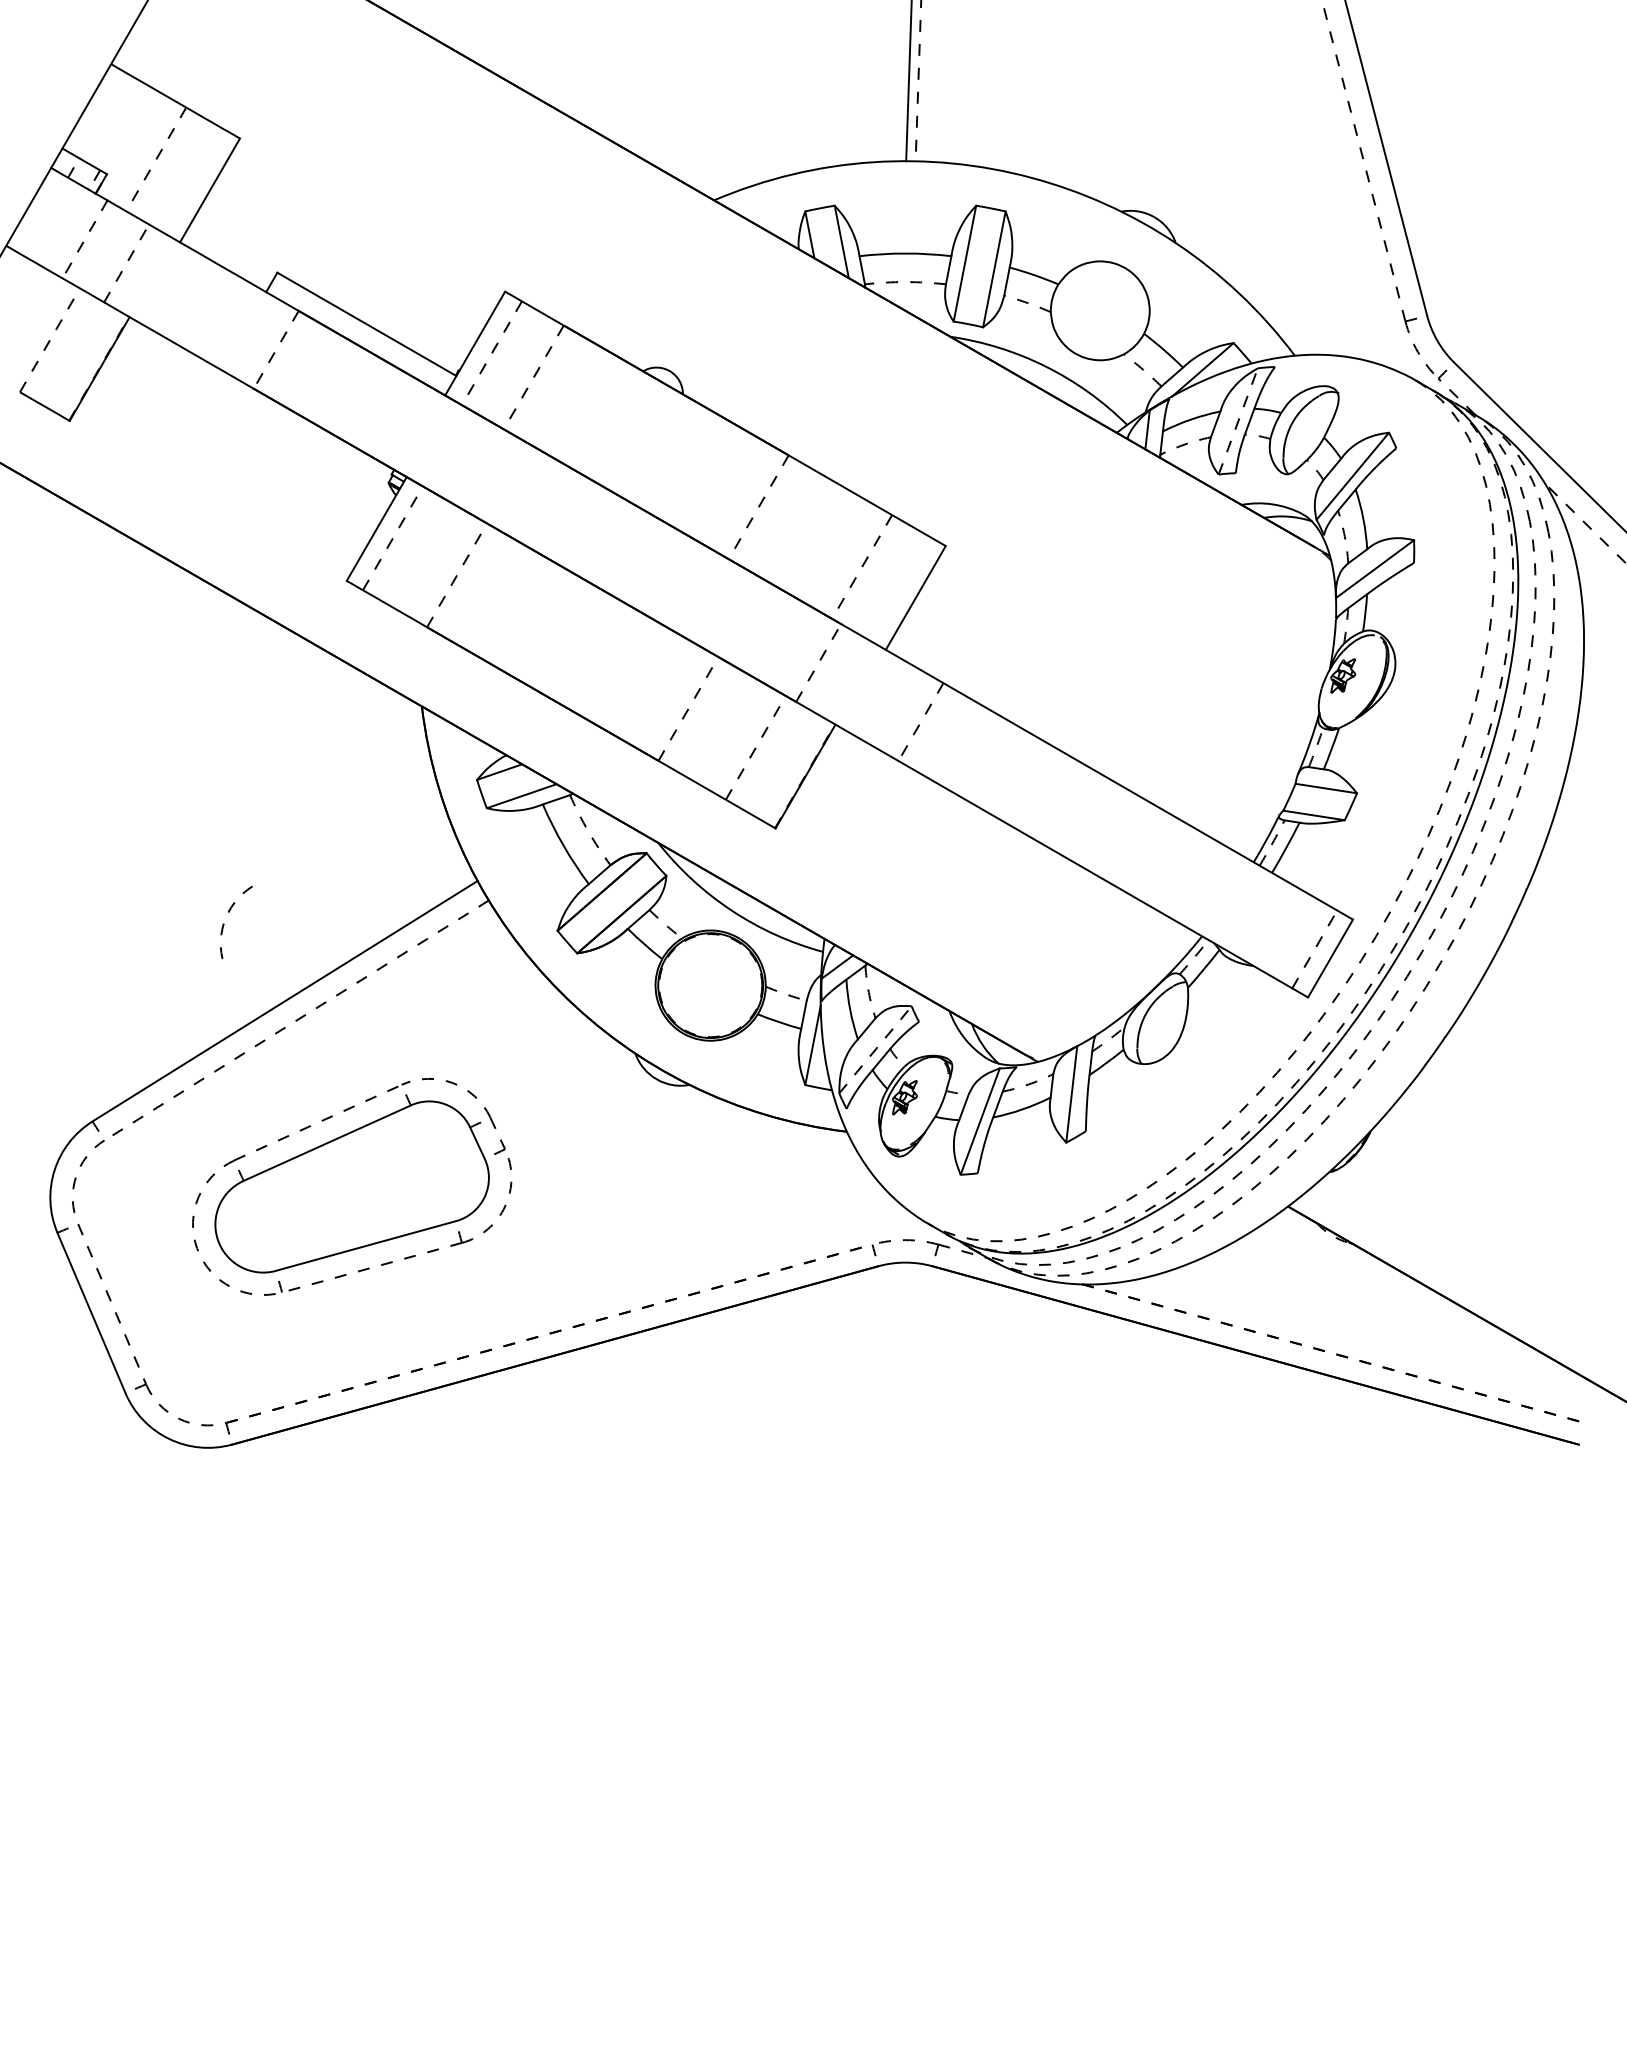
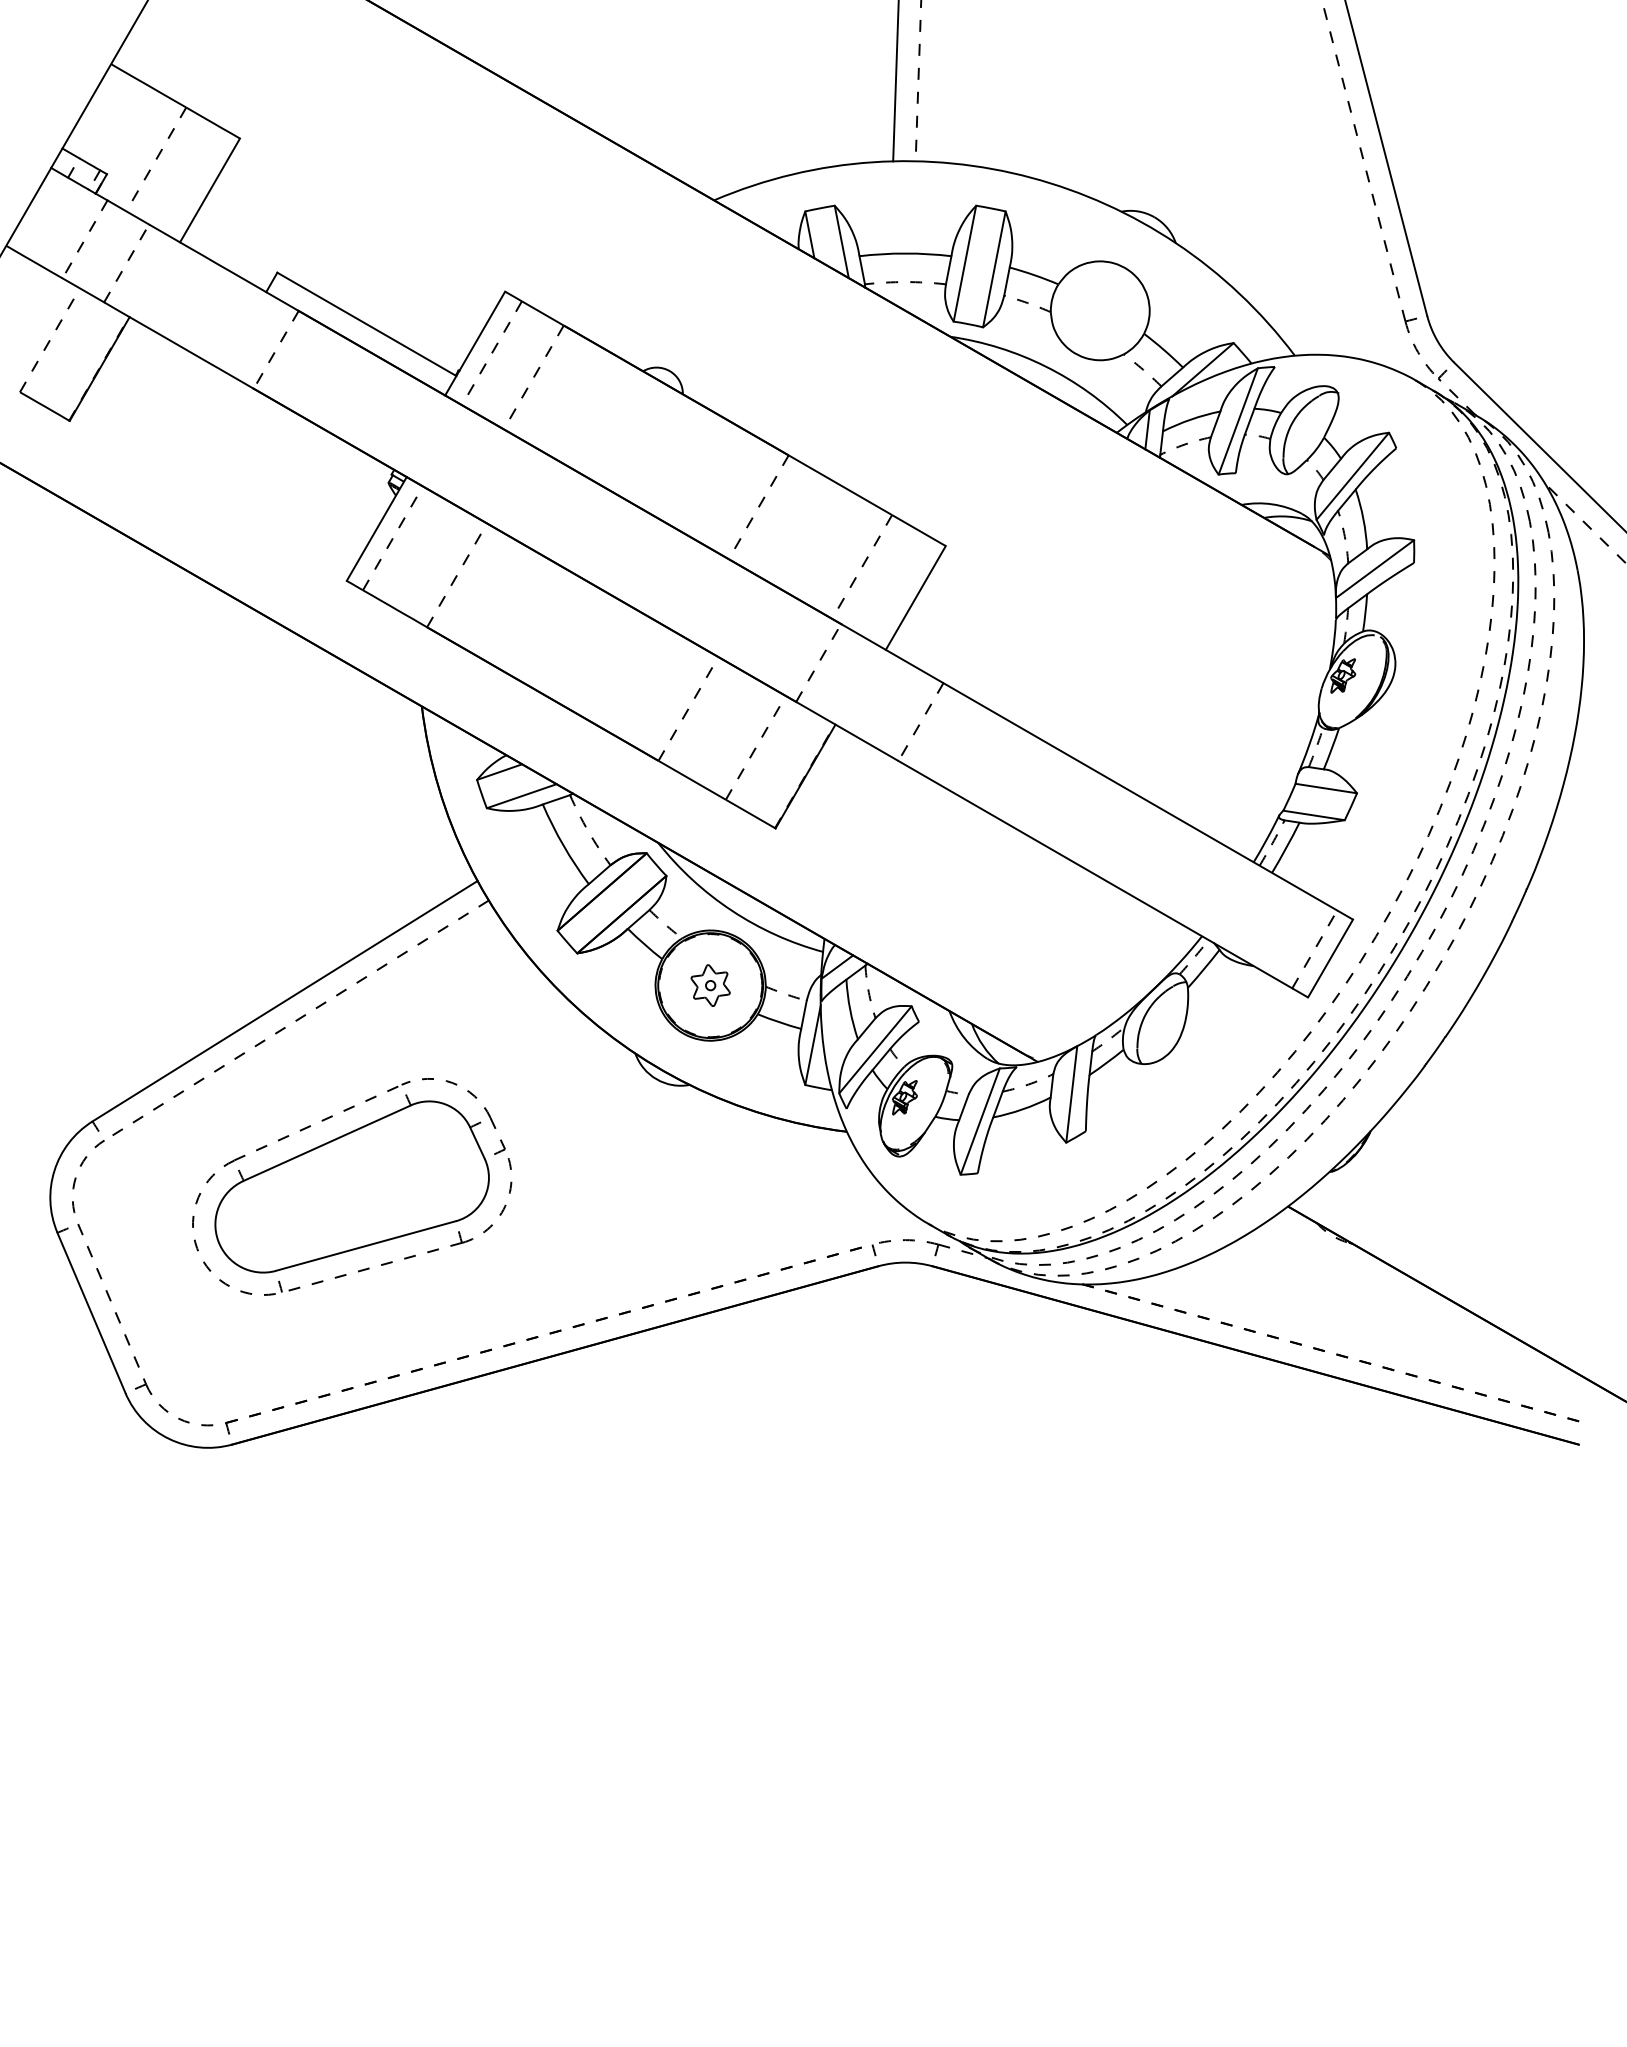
line position: (908, 81) -> (895, 81) (895, 81)
line: dashed -> solid (1238, 421)
arc: present -> none (224, 923)
part: none -> present (710, 985)
line: dashed -> solid (875, 1049)
